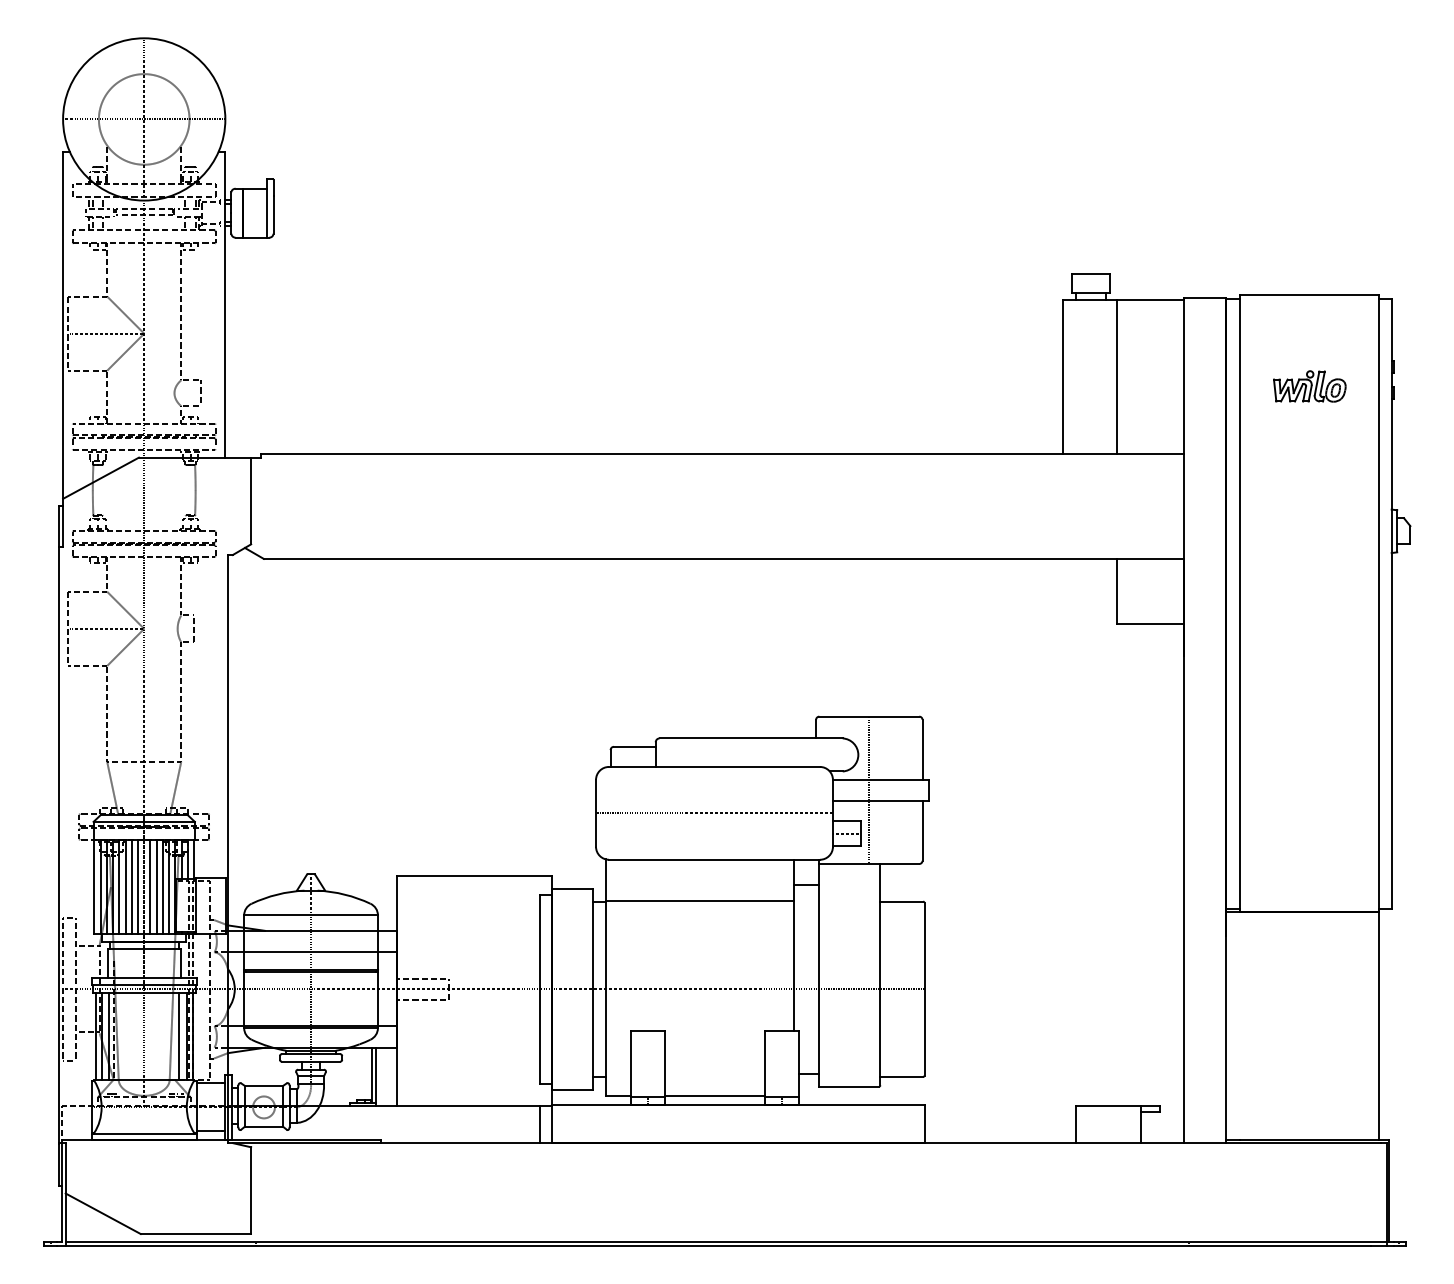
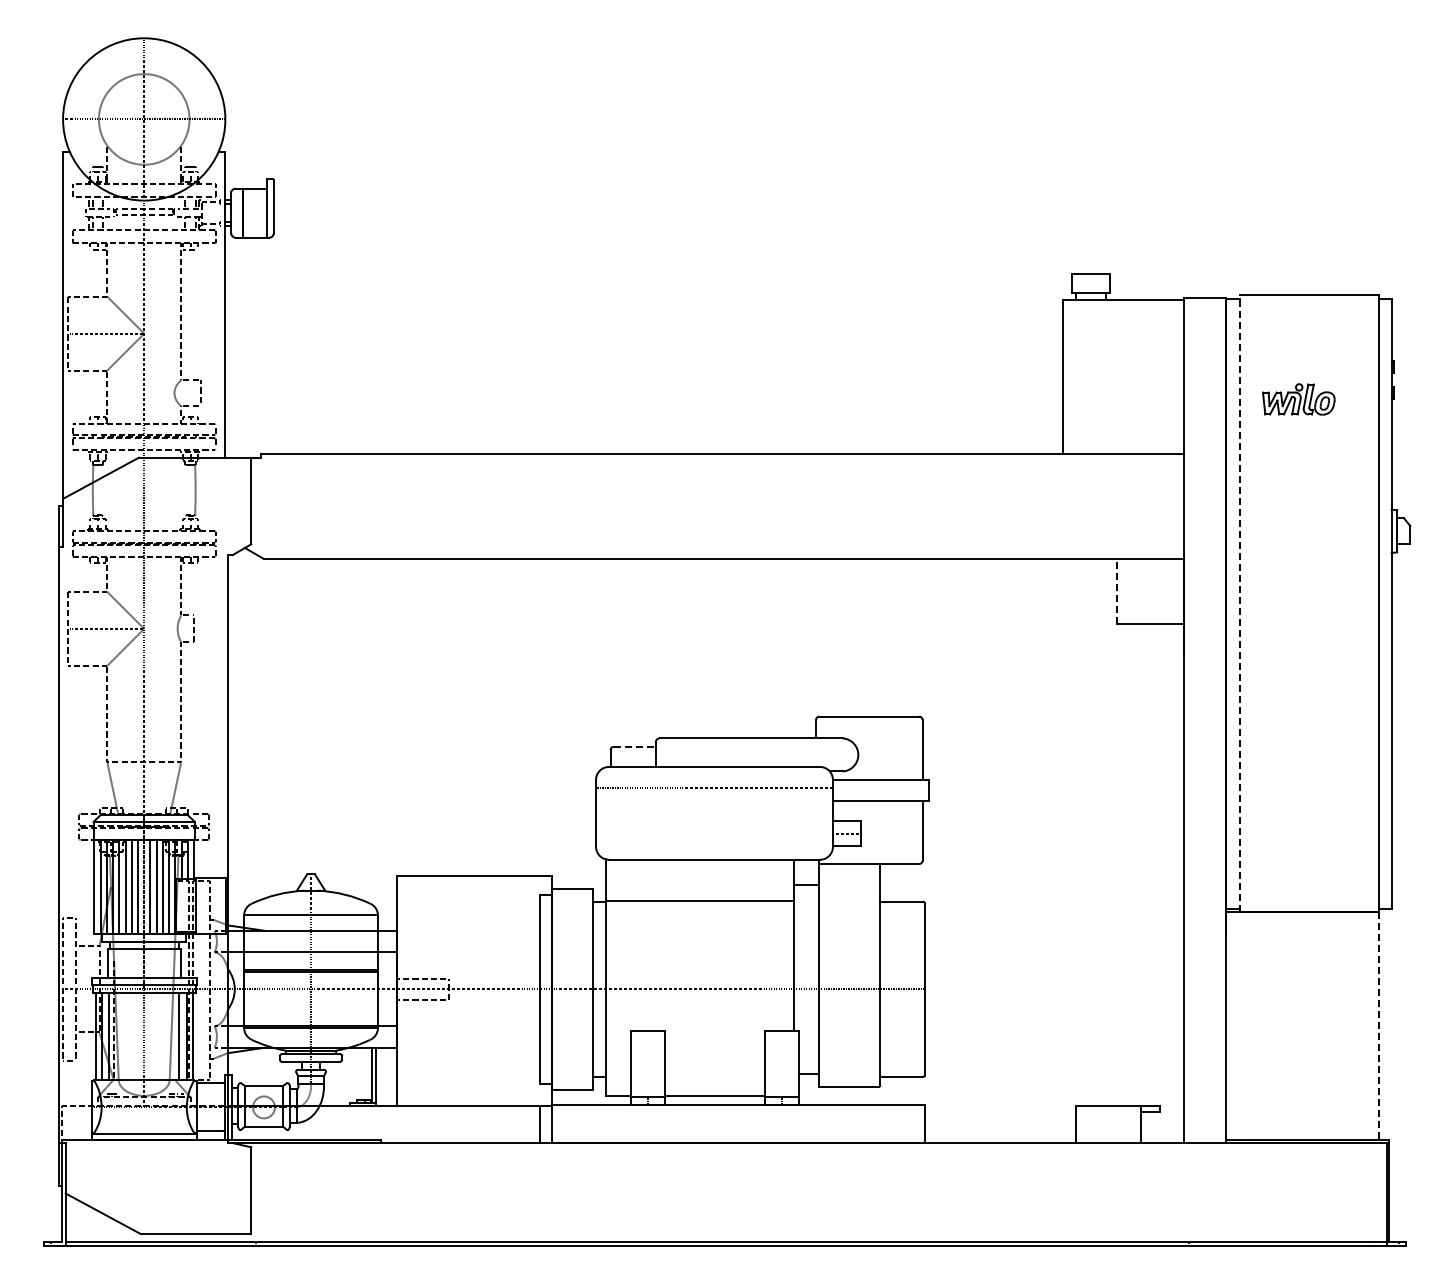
line: present -> none (1117, 376)
part position: (1309, 386) -> (1298, 399) (1298, 399)
line: solid -> dashed (1117, 591)
line: solid -> dashed (1240, 603)
line: solid -> dashed (634, 746)
line: present -> none (869, 790)
line position: (714, 813) -> (714, 788) (714, 788)
line: solid -> dashed (1379, 1025)
